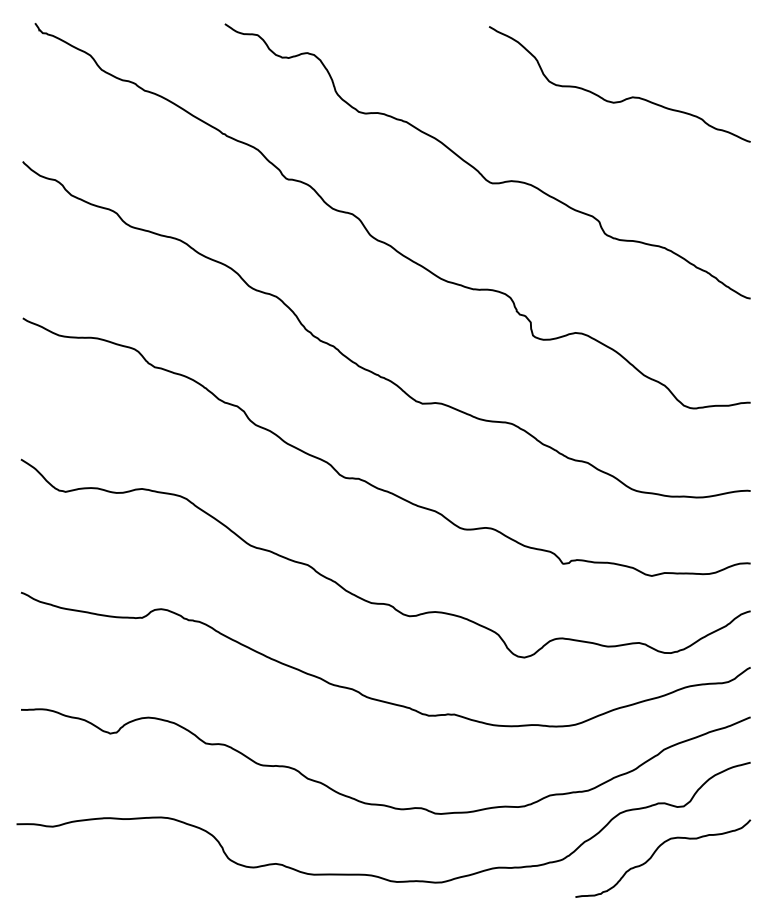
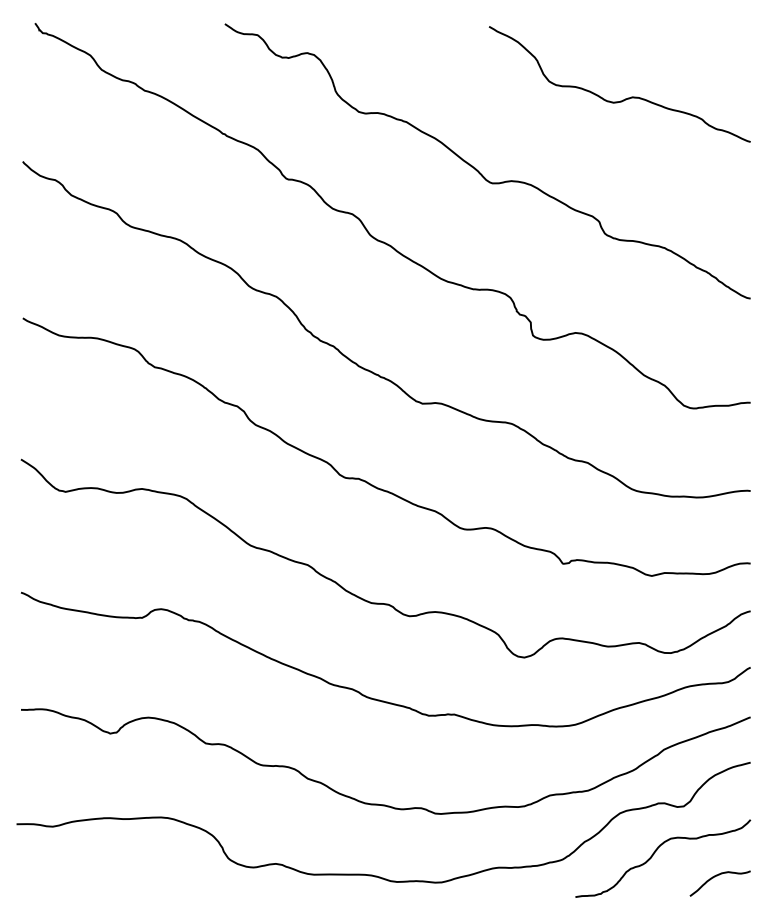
curve: none -> present (715, 877)
